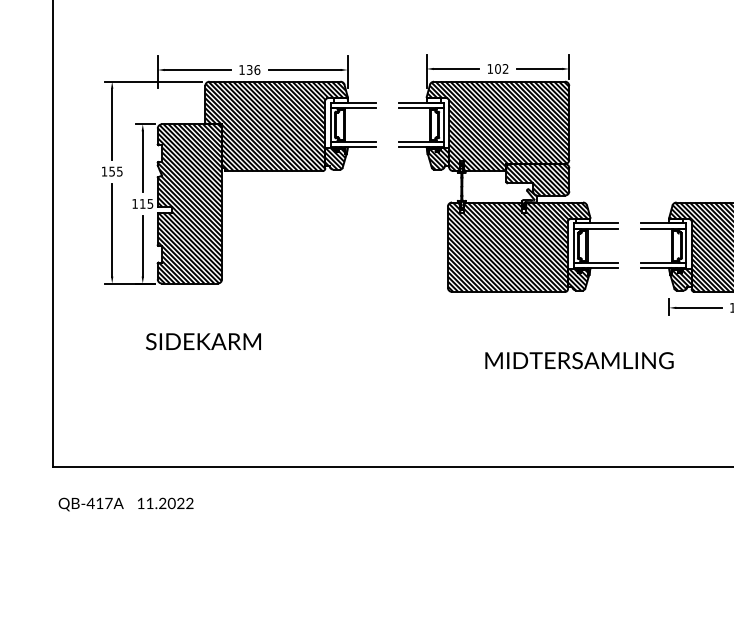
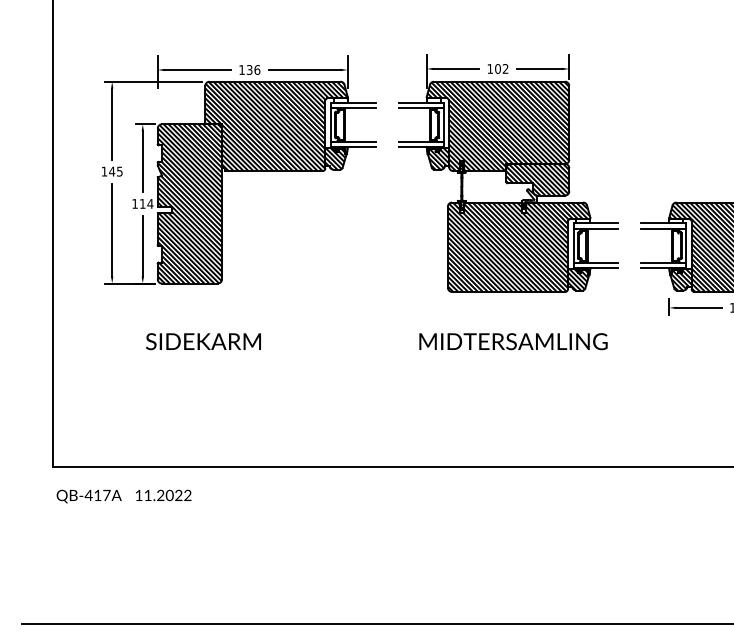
text: 155 -> 145 (112, 171)
text: 115 -> 114 (150, 203)
text position: (579, 360) -> (513, 341) (513, 341)
text position: (125, 504) -> (123, 496) (123, 496)
line: none -> present (376, 623)
